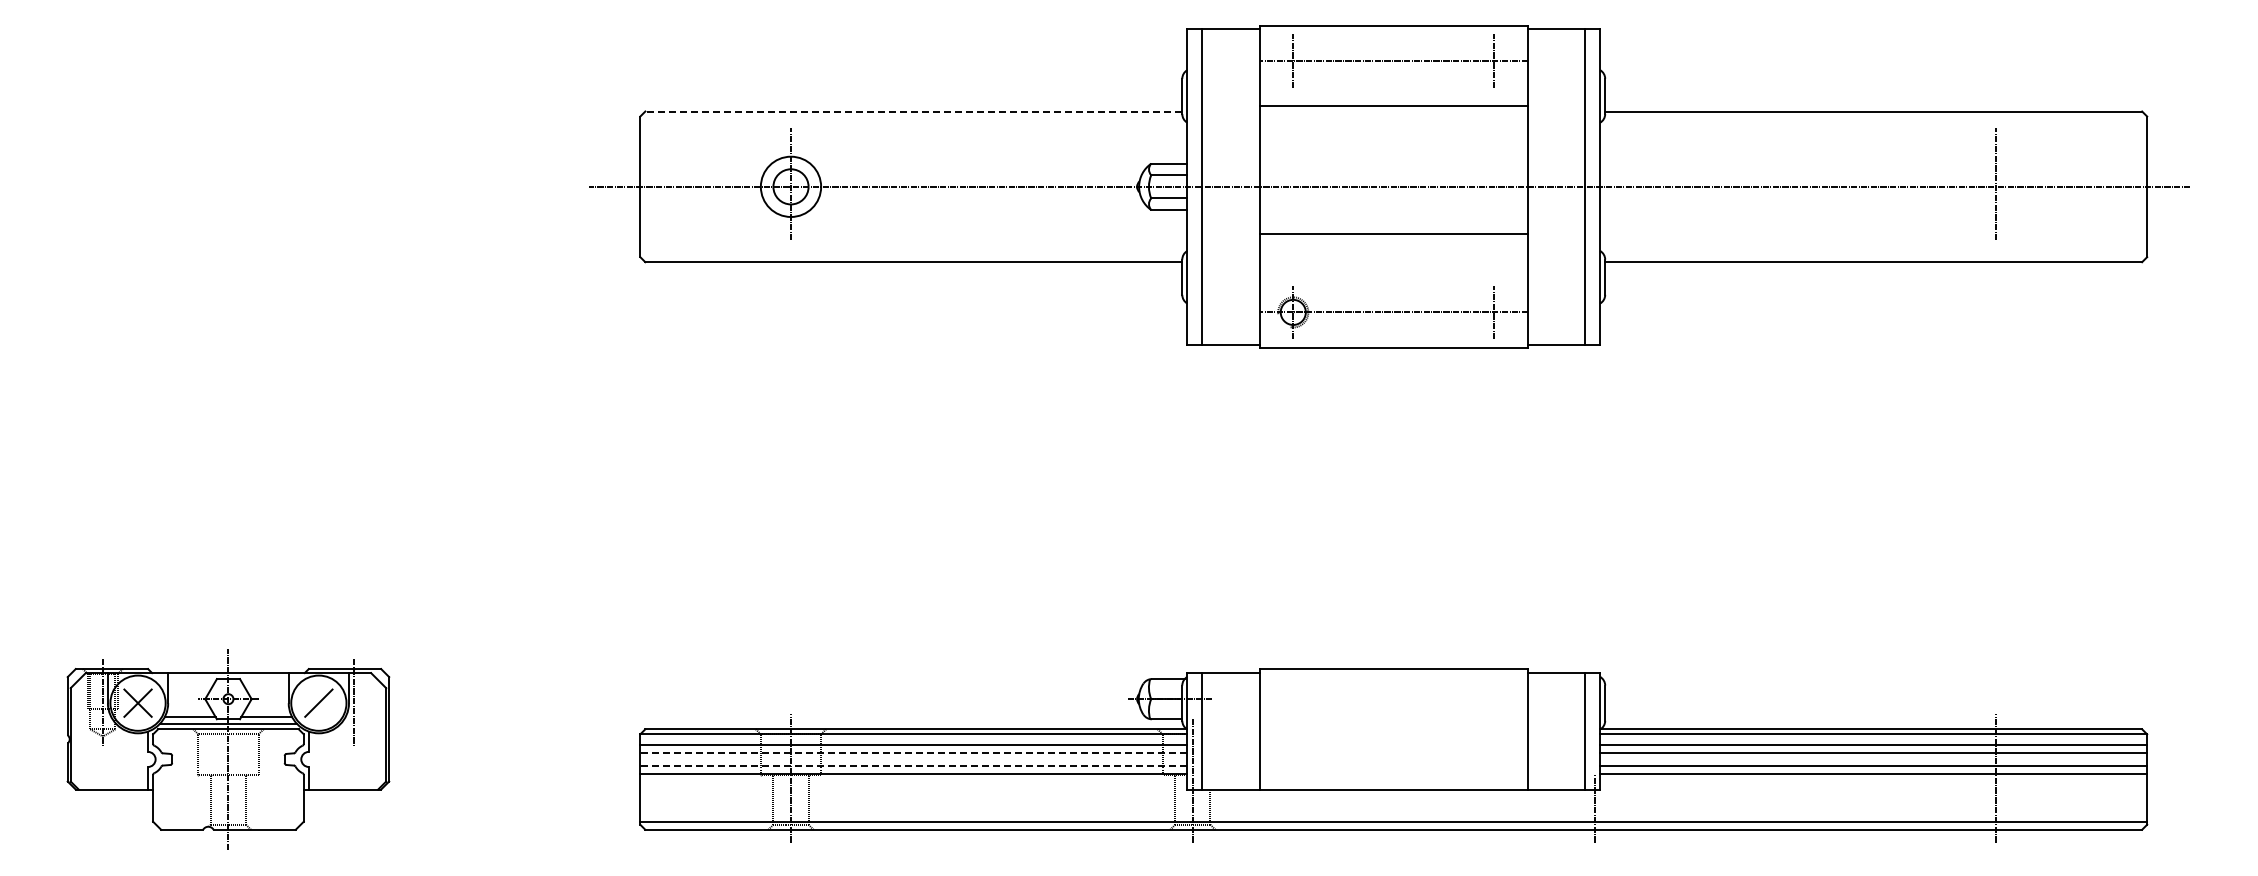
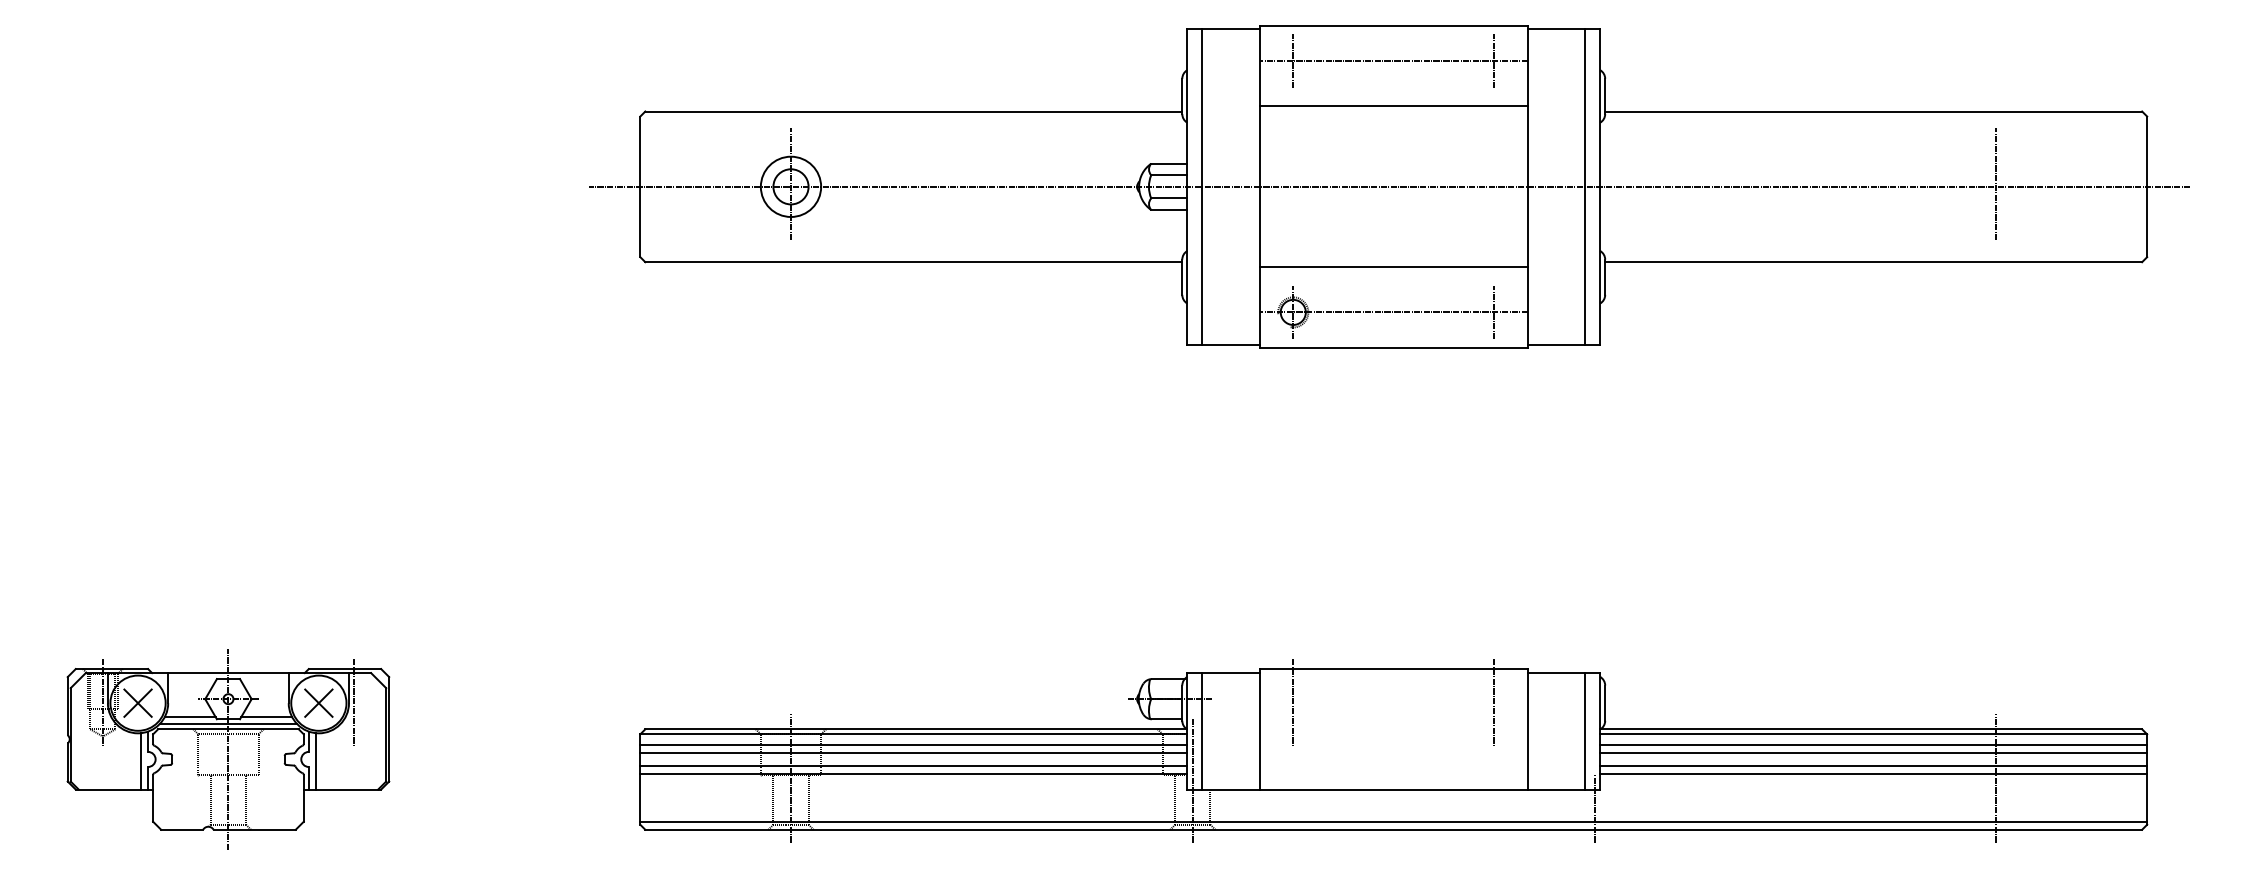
line: dashed -> solid (913, 111)
line position: (1393, 234) -> (1393, 267) (1393, 267)
line: none -> present (318, 702)
line: none -> present (1293, 702)
line: none -> present (1494, 702)
line: dashed -> solid (913, 753)
line: none -> present (141, 761)
line: none -> present (315, 761)
line: dashed -> solid (913, 765)
